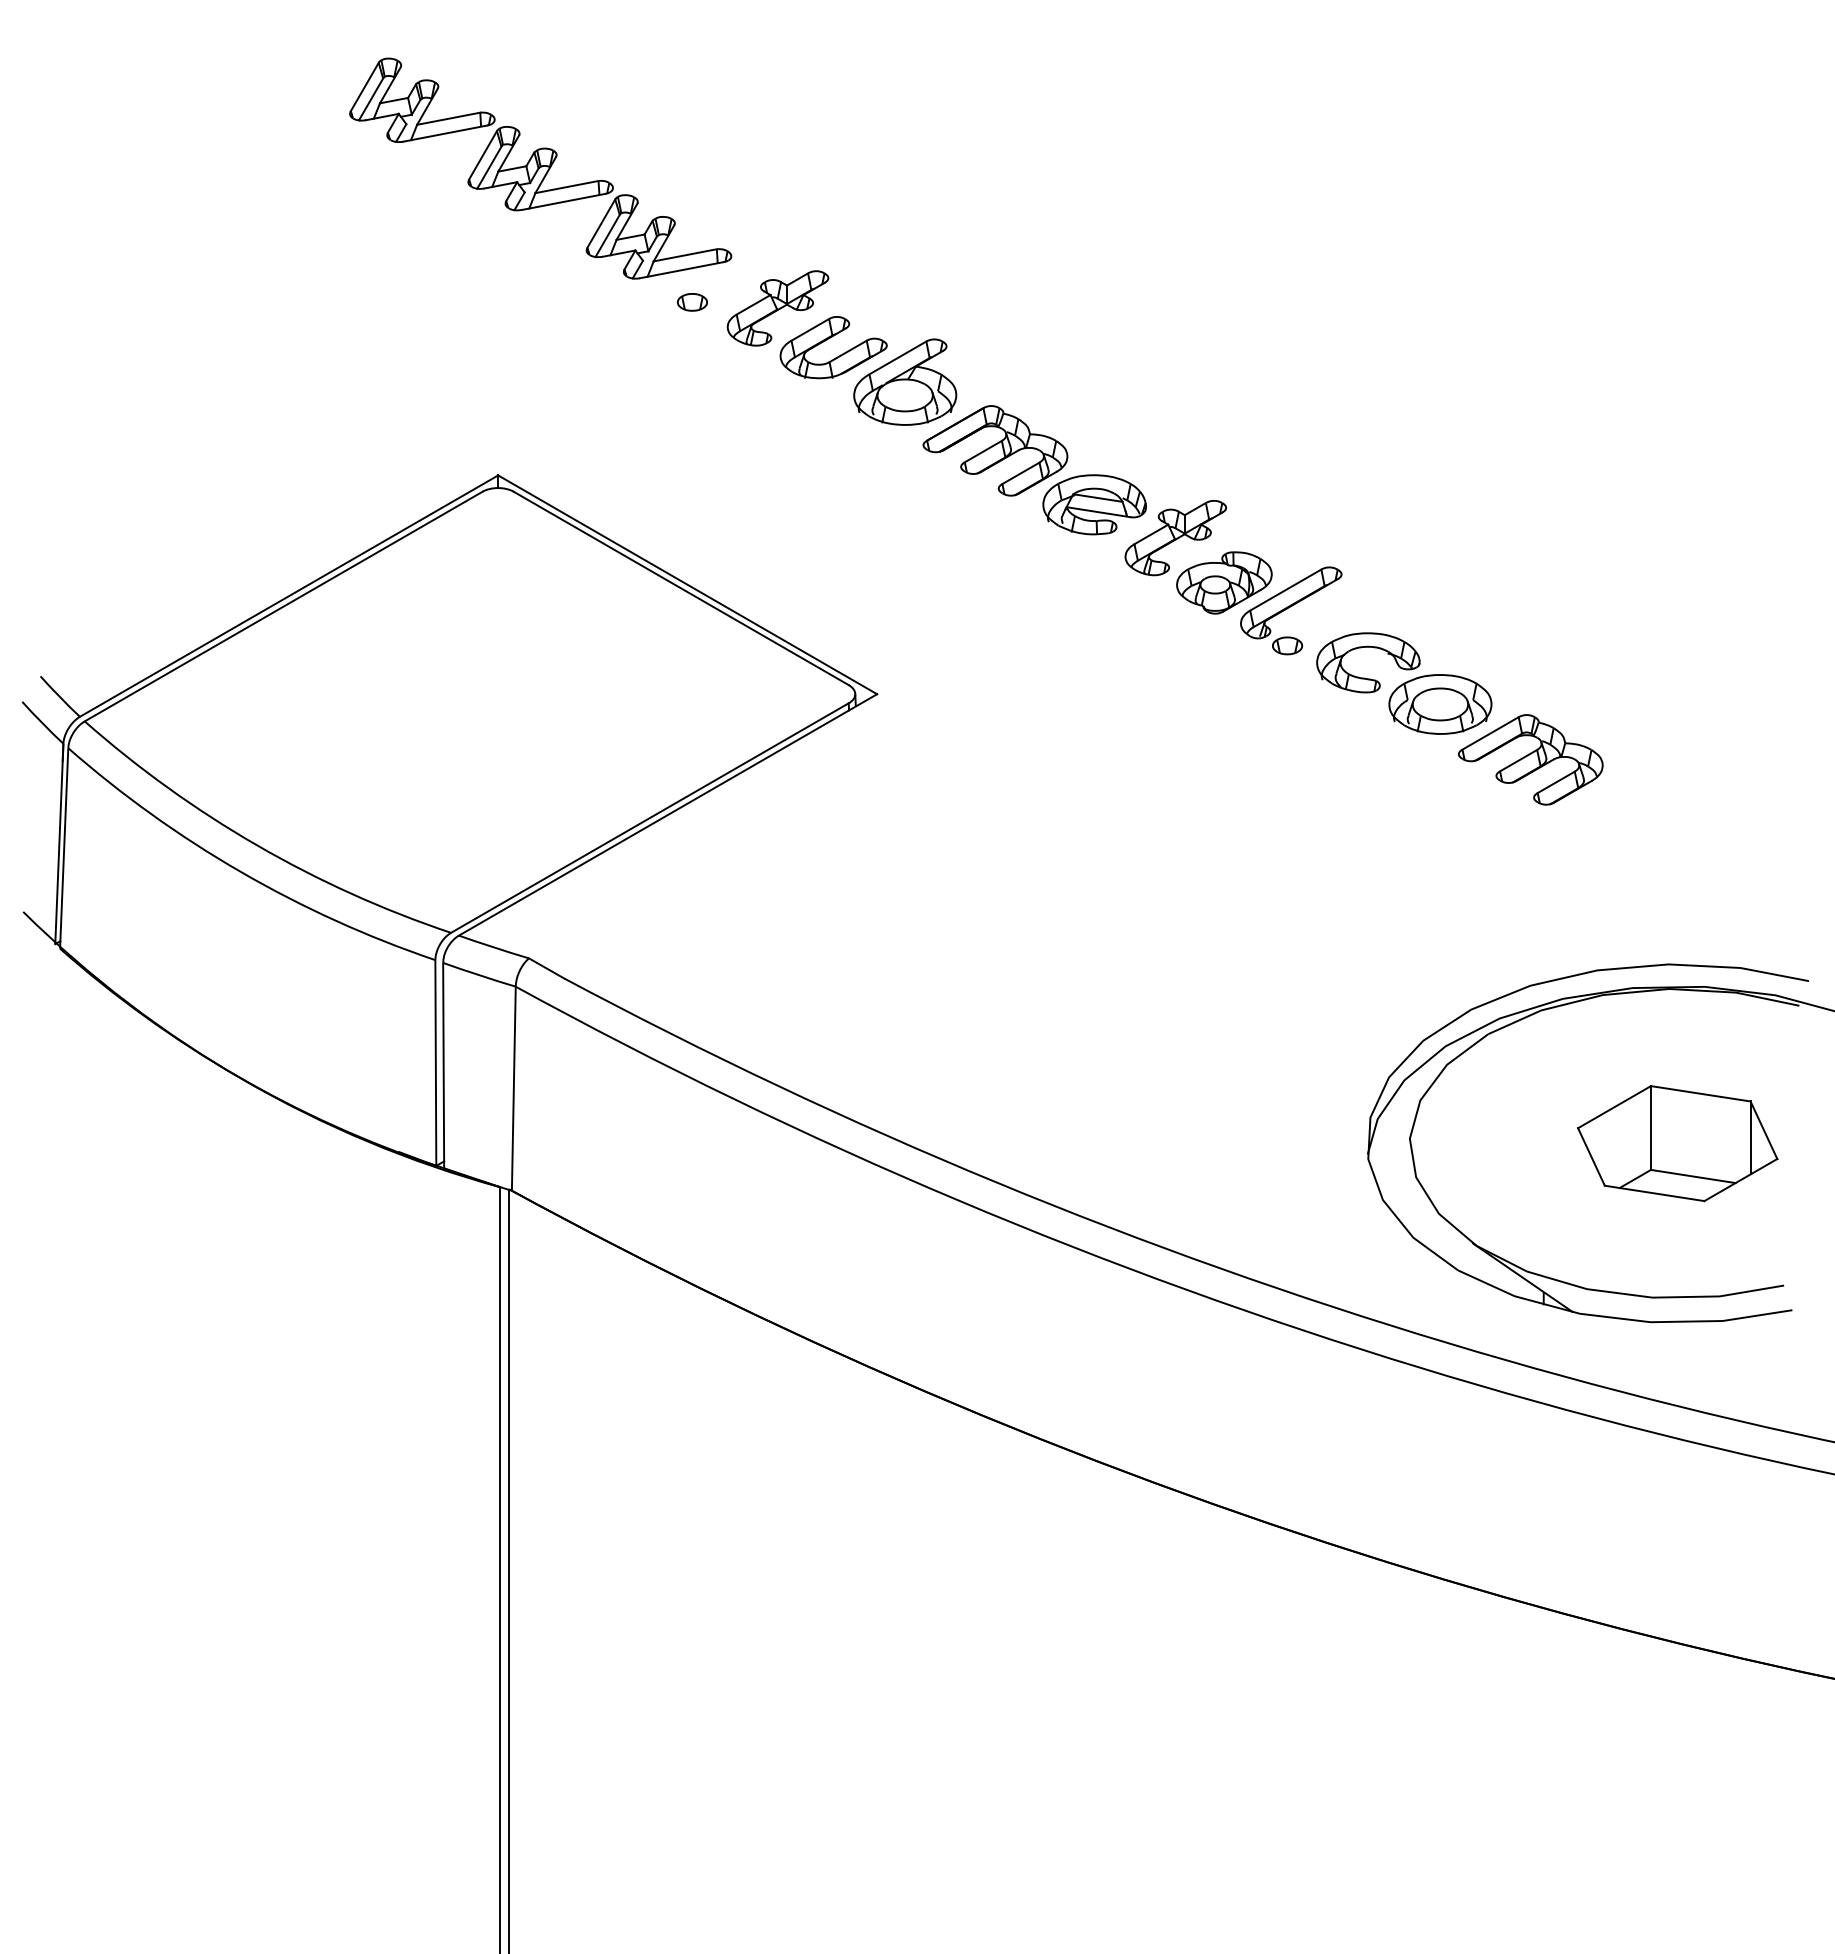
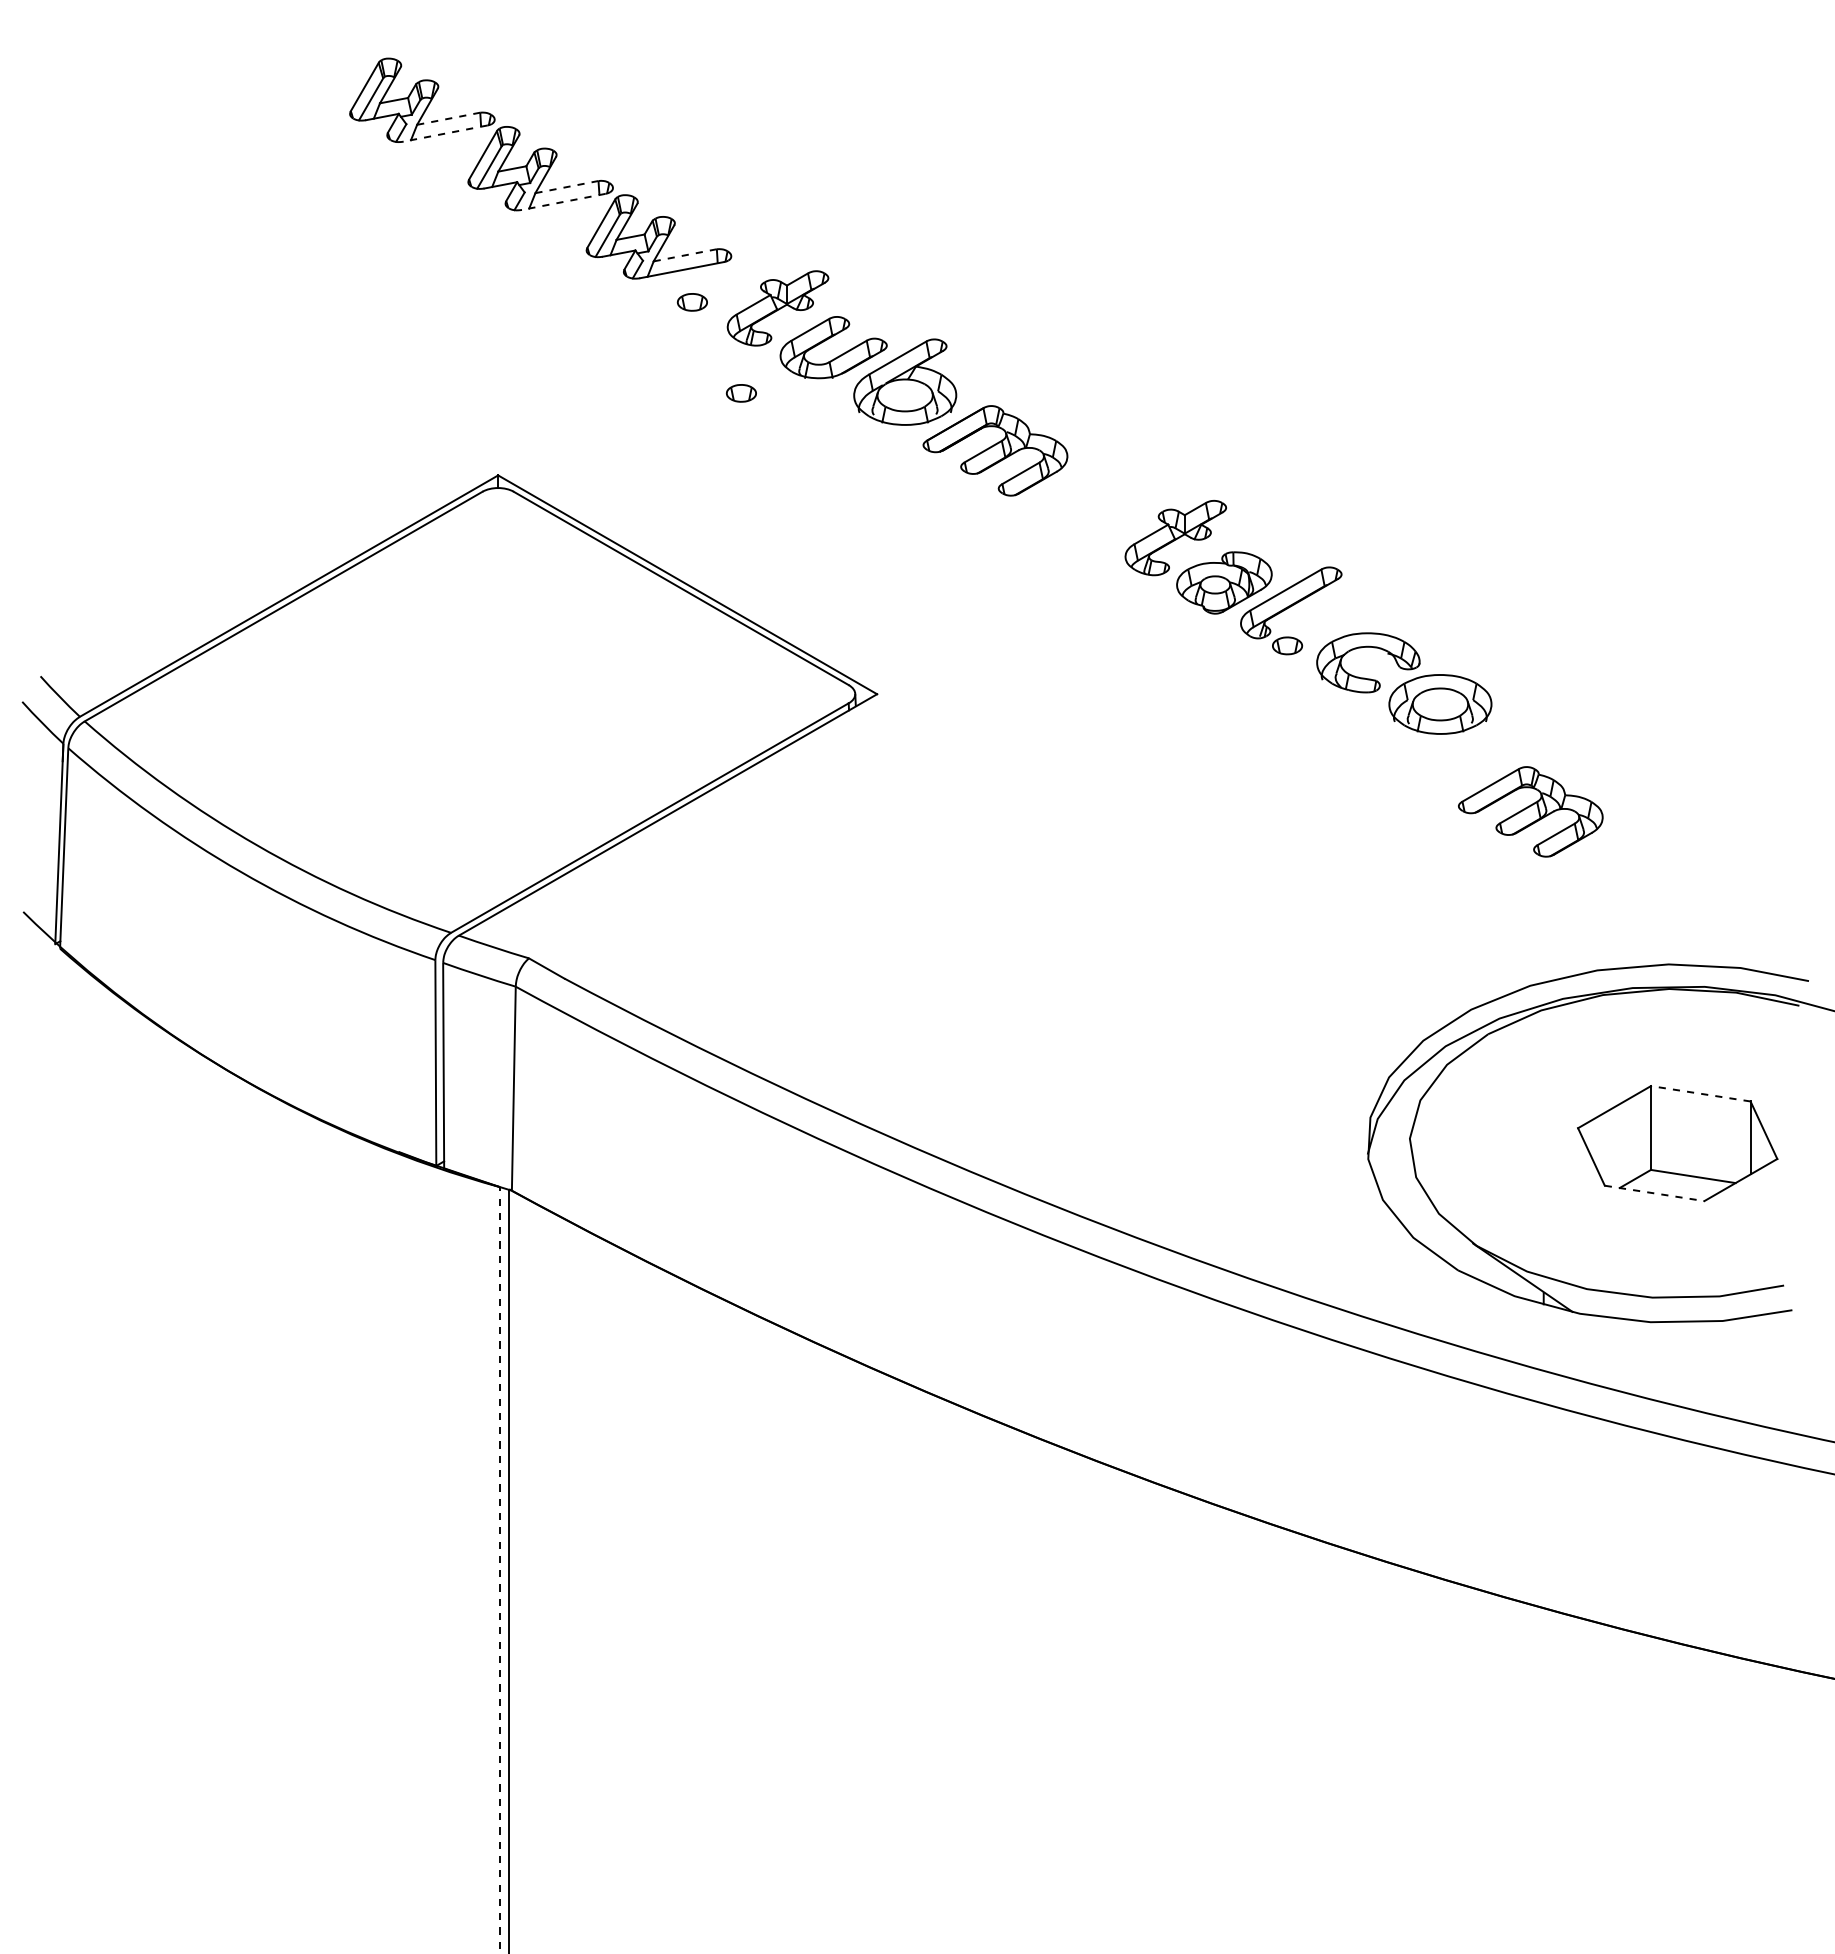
line: solid -> dashed (449, 118)
line: solid -> dashed (445, 133)
line: solid -> dashed (567, 186)
line: solid -> dashed (563, 201)
line: solid -> dashed (685, 255)
part: none -> present (740, 393)
part: present -> none (1094, 504)
part position: (1530, 759) -> (1530, 811) (1530, 811)
line: solid -> dashed (1700, 1093)
line: solid -> dashed (1655, 1193)
line: solid -> dashed (500, 1570)
